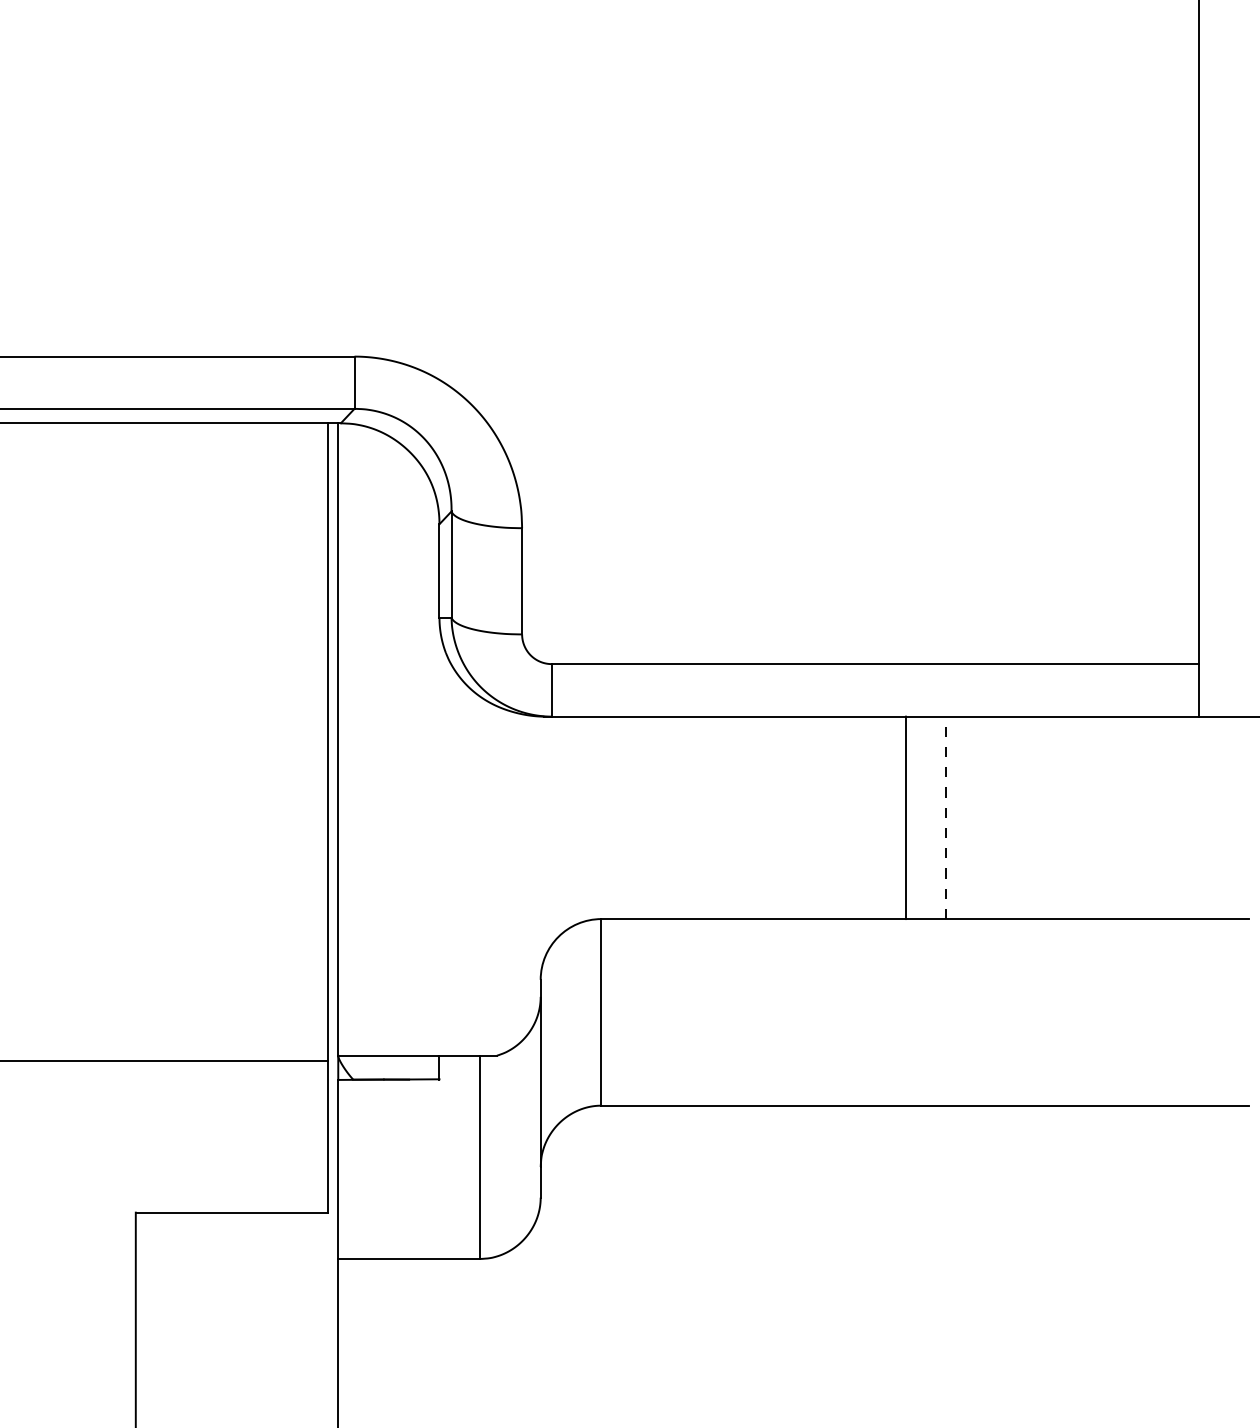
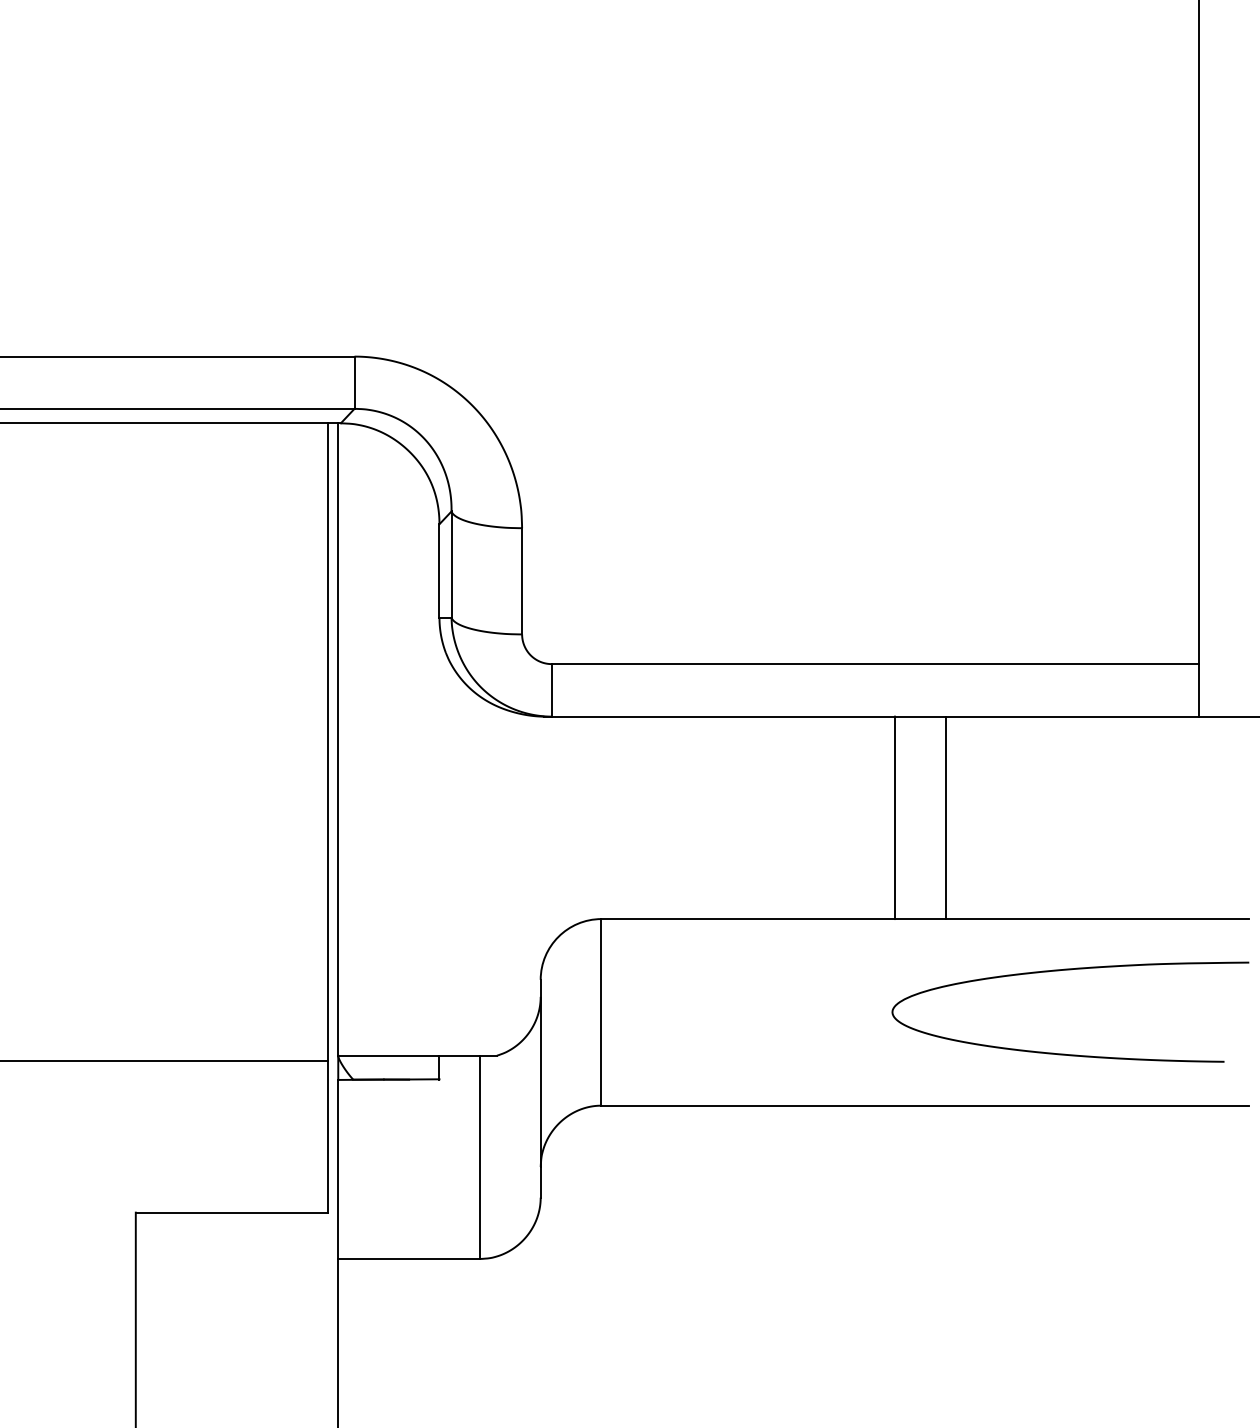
line position: (905, 817) -> (894, 817) (894, 817)
line: dashed -> solid (945, 817)
curve: none -> present (1070, 970)
